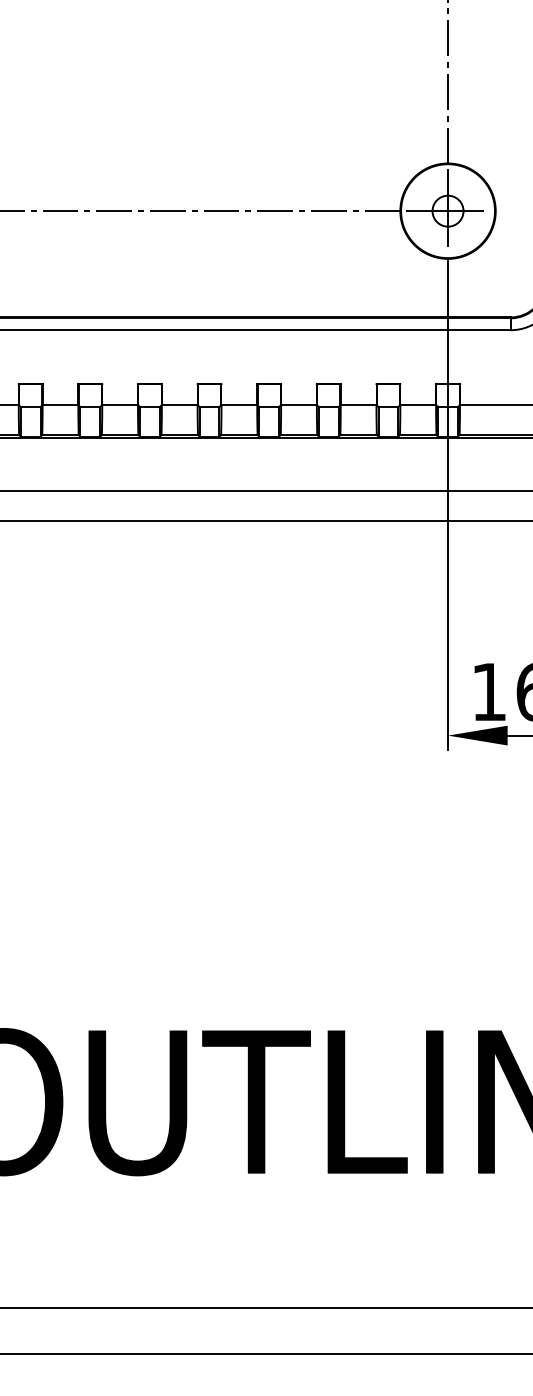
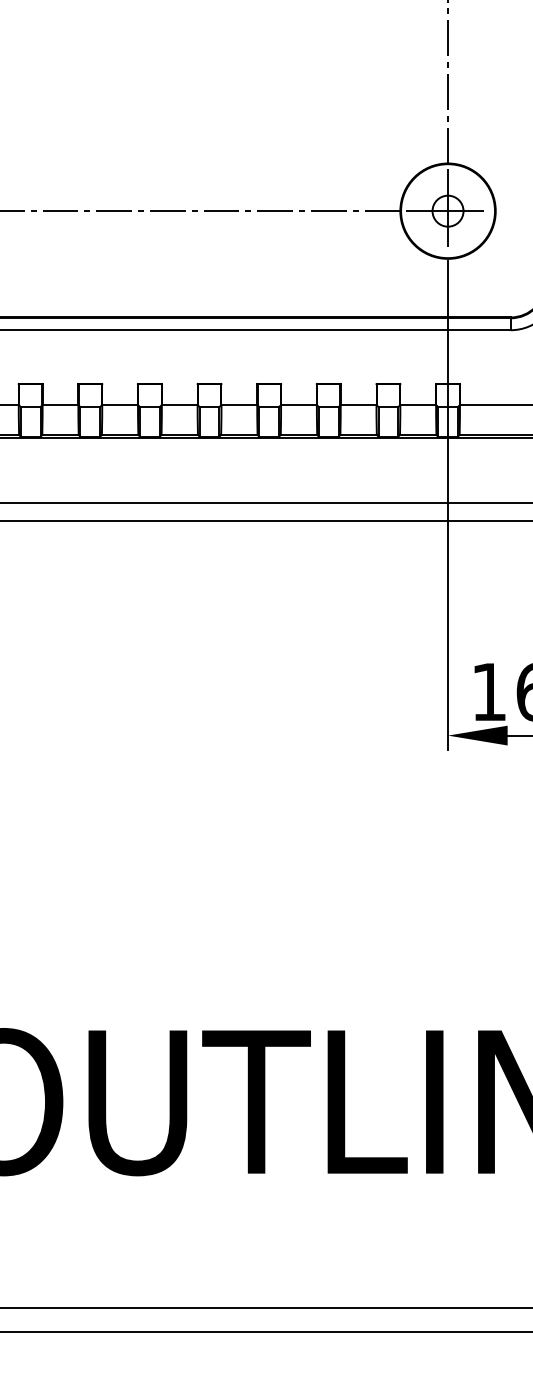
line position: (265, 491) -> (265, 503) (265, 503)
line position: (265, 1354) -> (265, 1332) (265, 1332)
